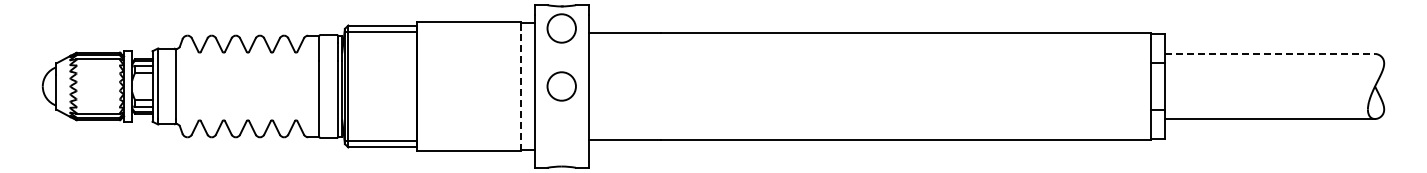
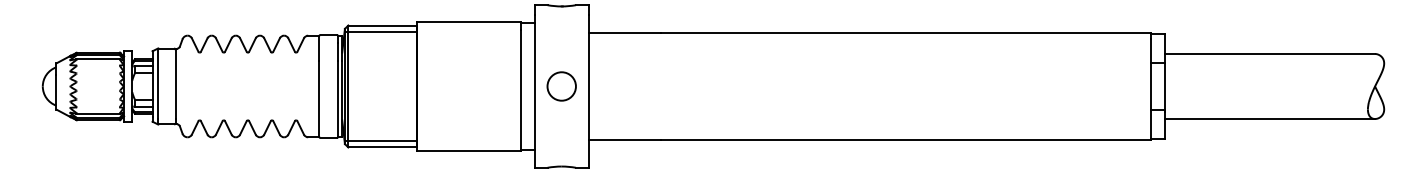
circle: present -> none (561, 28)
line: dashed -> solid (1270, 53)
line: dashed -> solid (521, 89)
